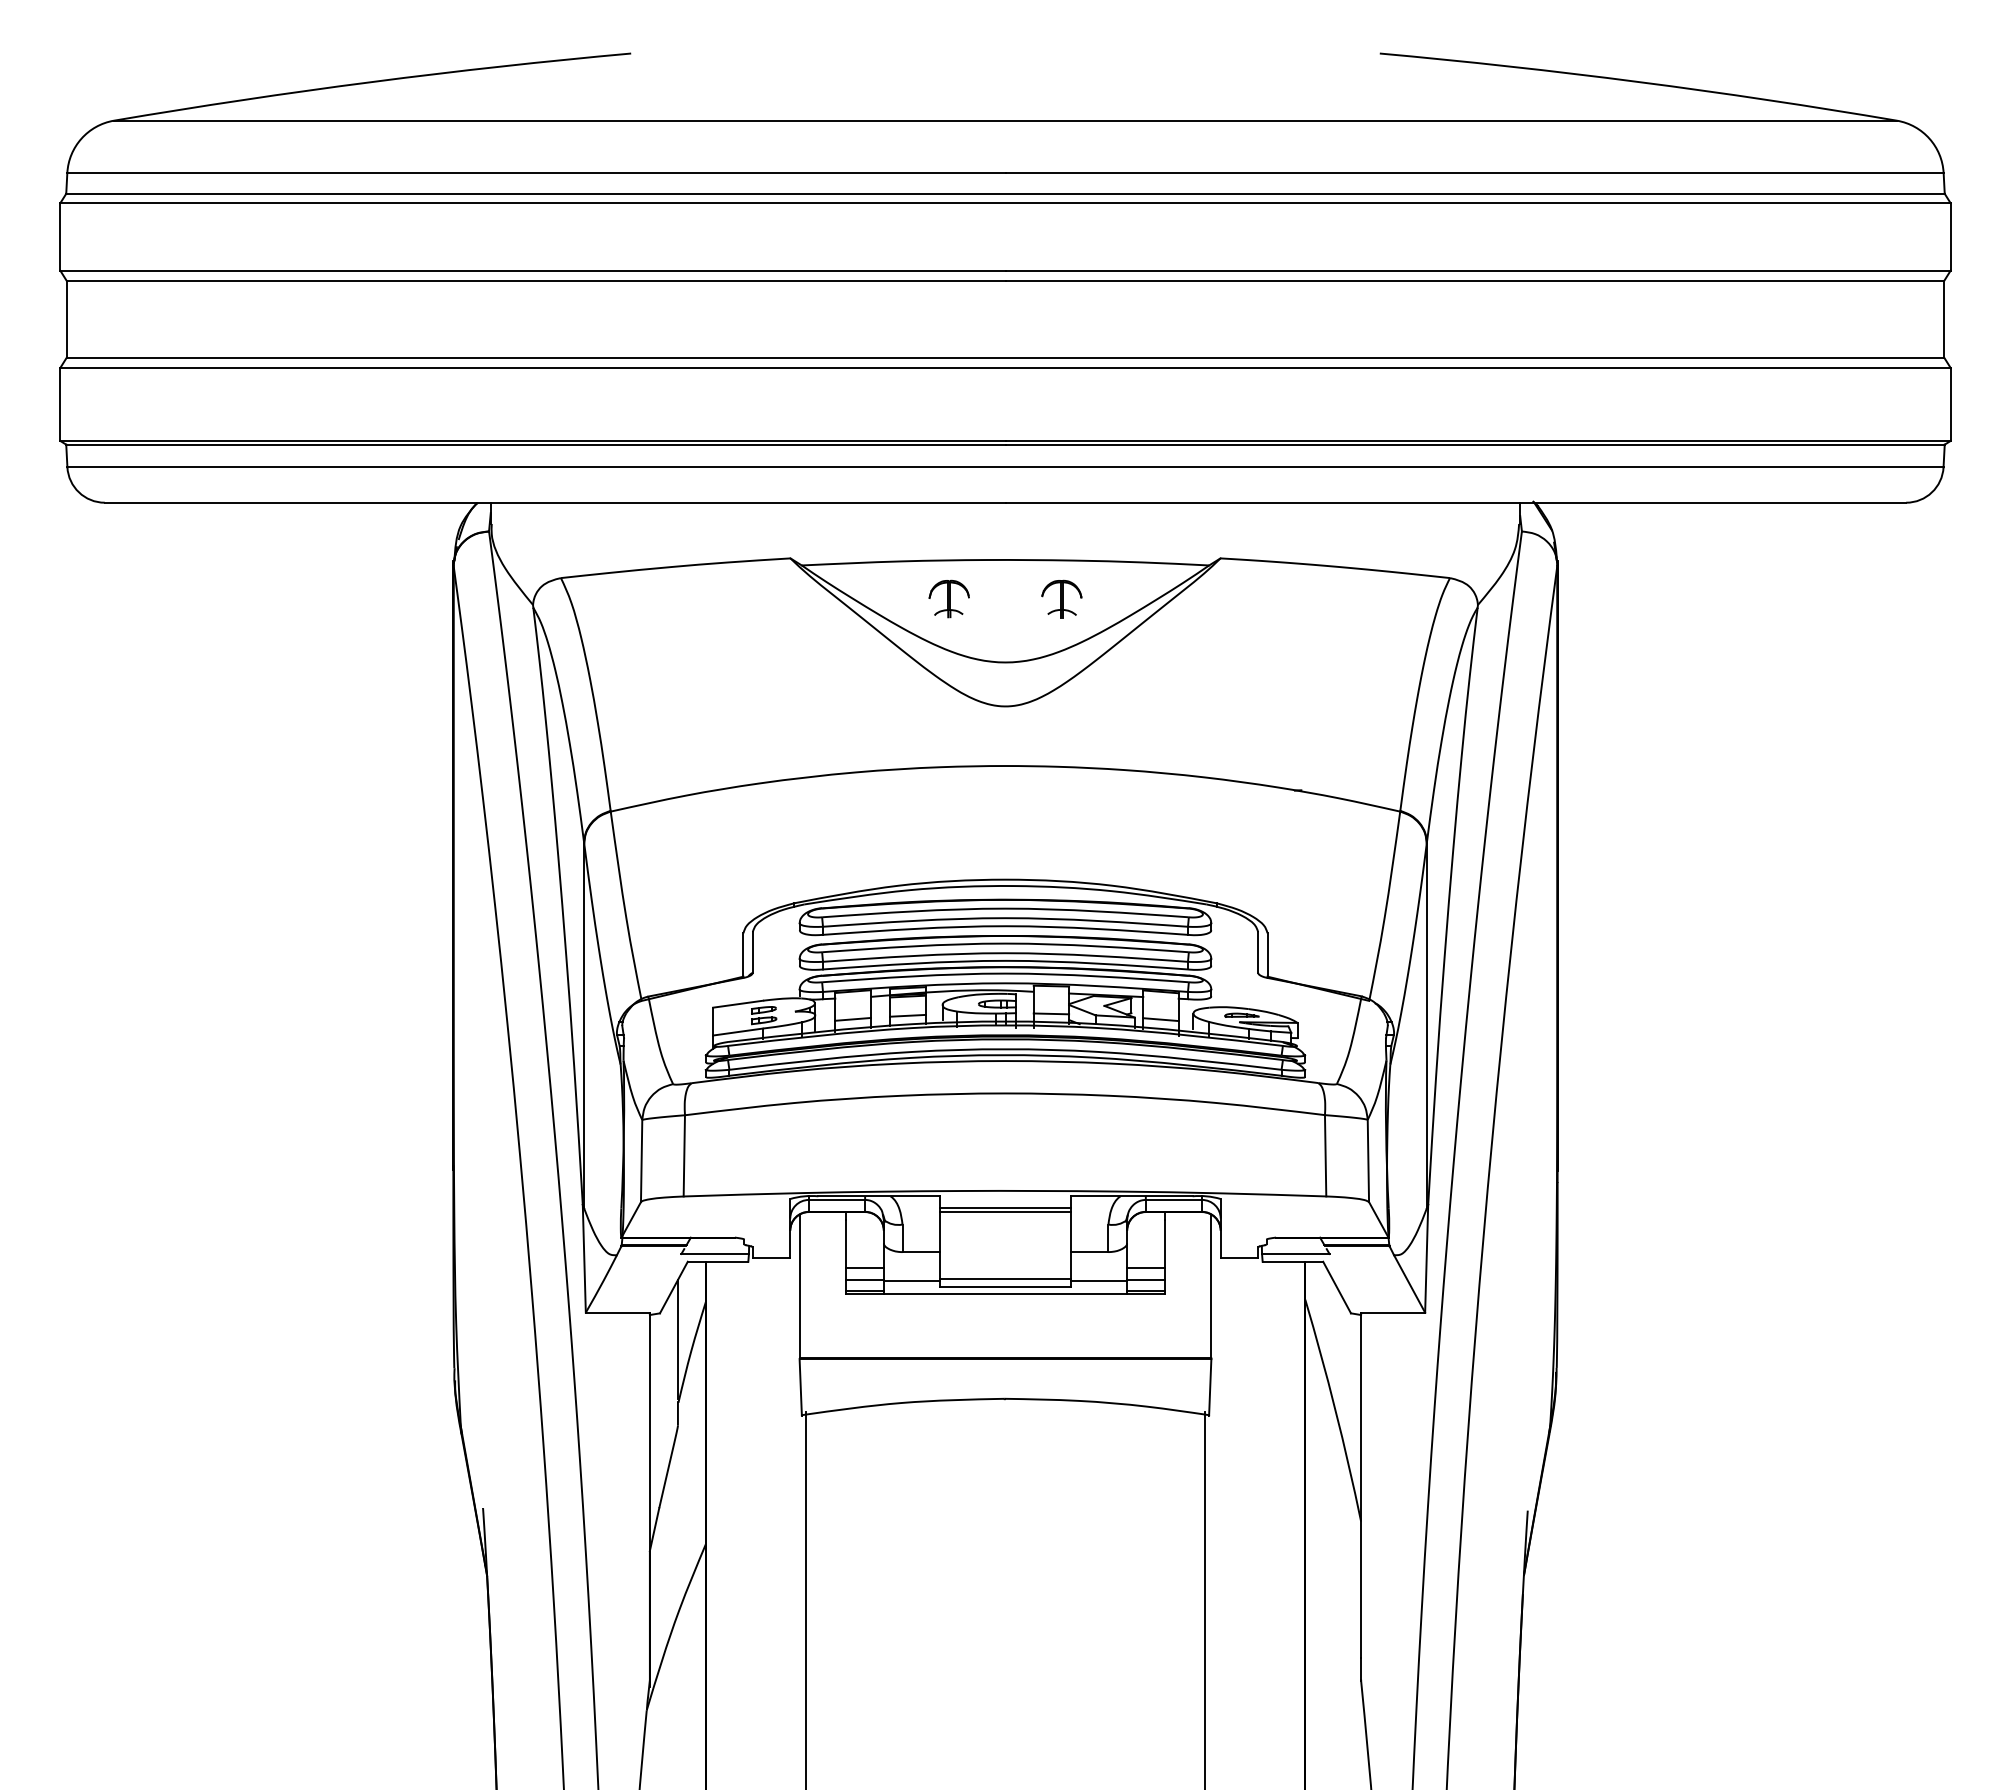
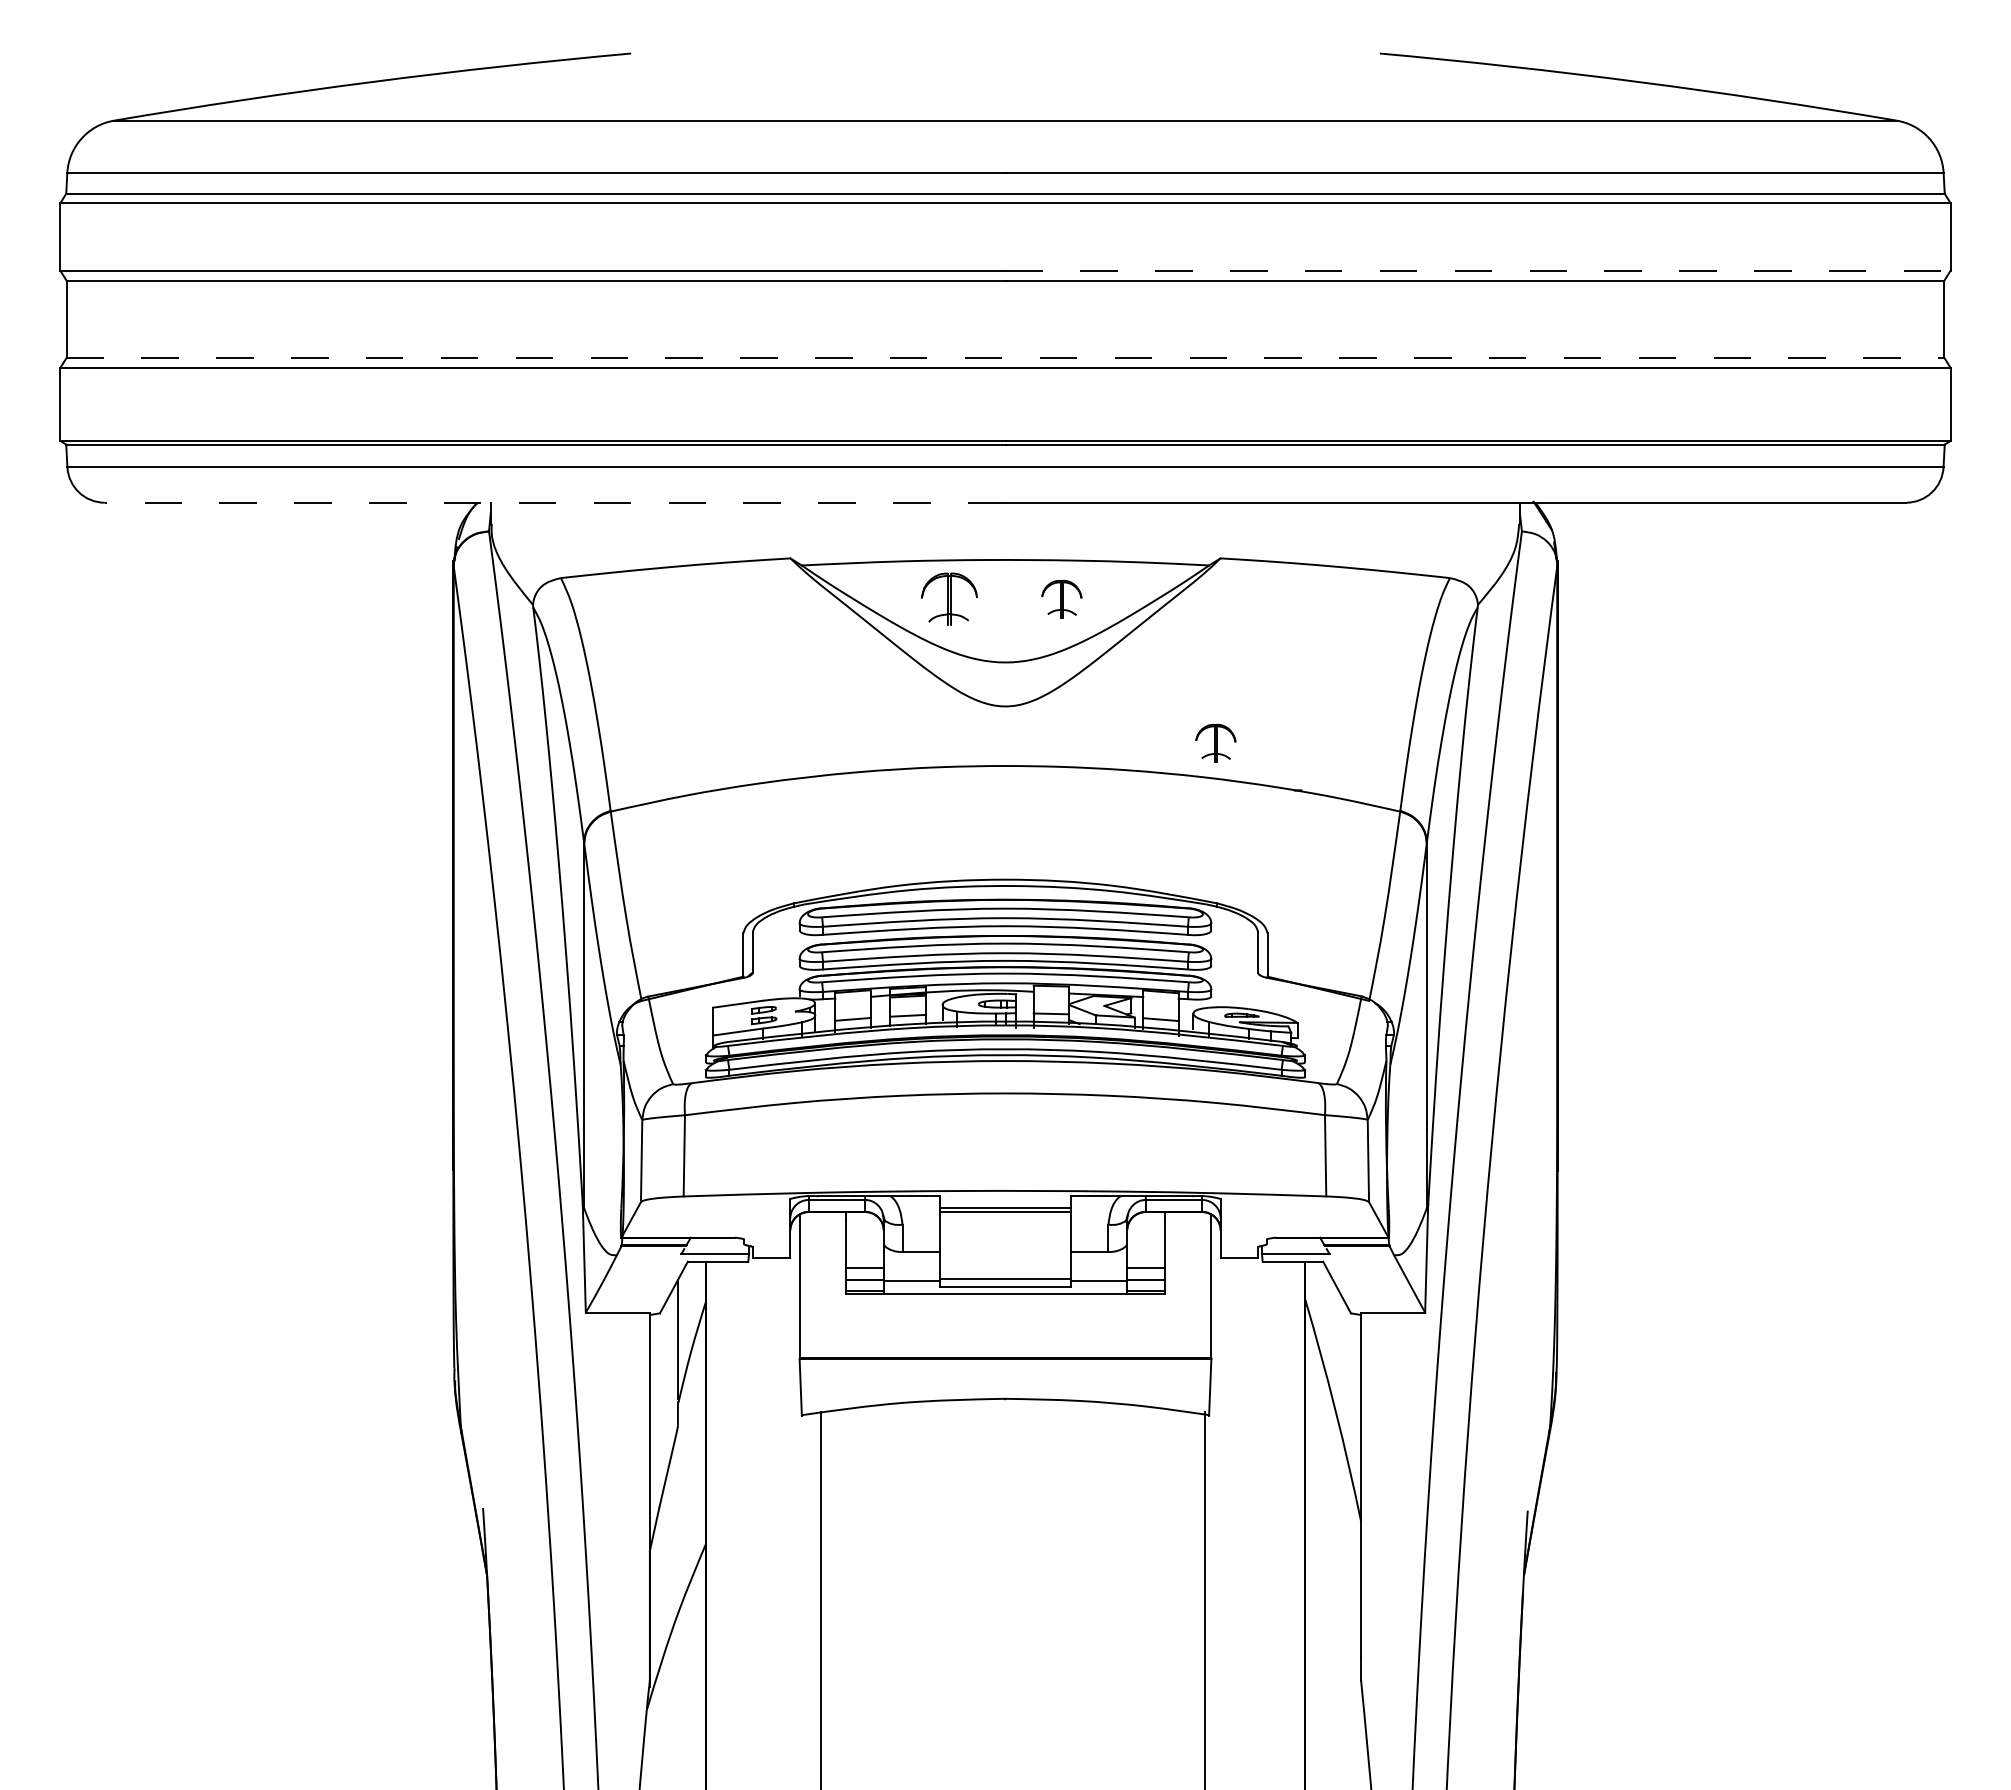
line: solid -> dashed (1478, 270)
line: solid -> dashed (1005, 358)
line: solid -> dashed (554, 502)
part size: 42x40 px -> 58x54 px (948, 598)
part: none -> present (1215, 742)
line position: (806, 1599) -> (821, 1599) (821, 1599)
